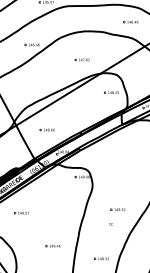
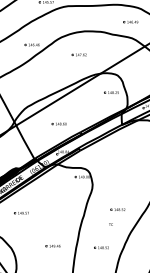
part position: (81, 59) -> (78, 54) (78, 54)
part position: (46, 129) -> (58, 123) (58, 123)
part position: (101, 258) -> (101, 247) (101, 247)
